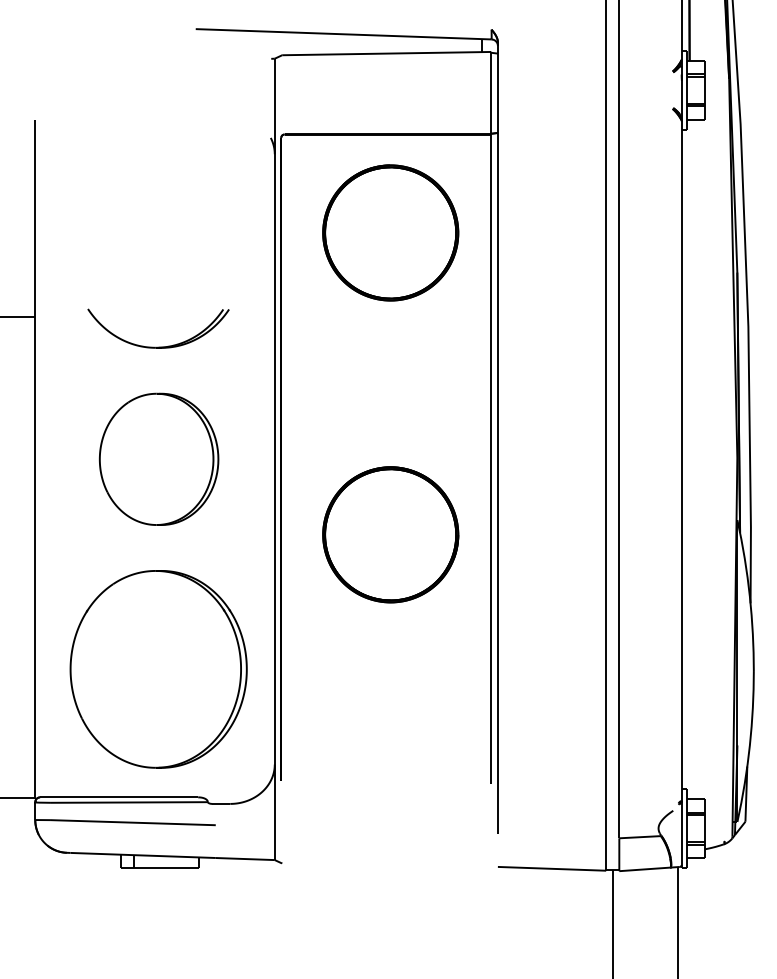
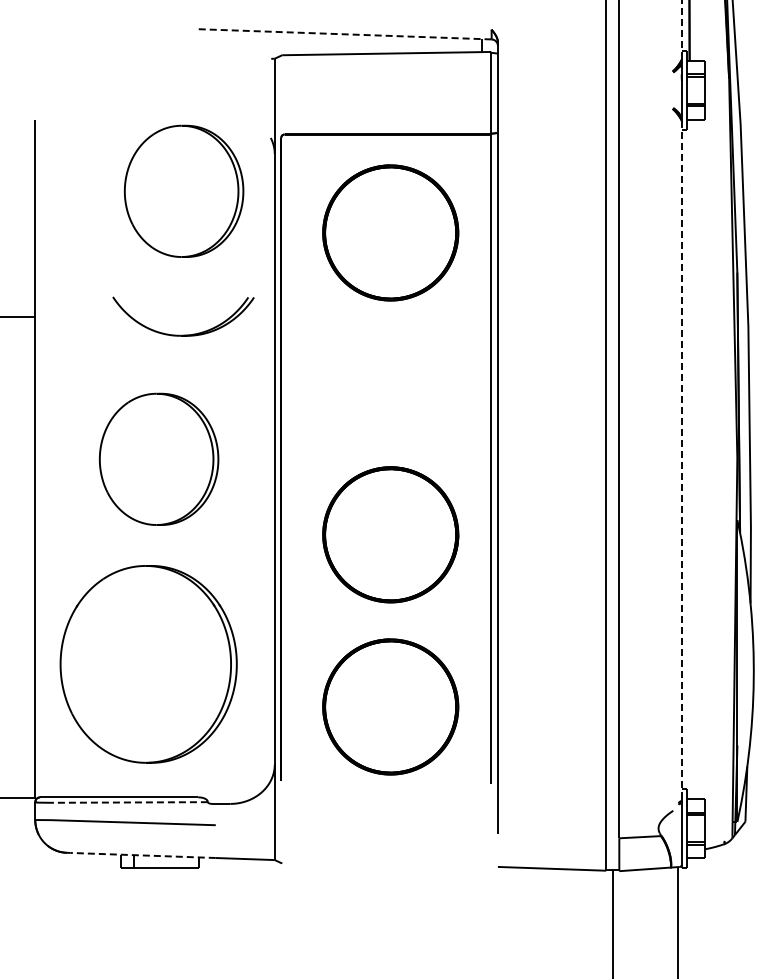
line: solid -> dashed (681, 29)
line: solid -> dashed (343, 34)
part: none -> present (183, 190)
part position: (158, 346) -> (183, 334) (183, 334)
line: solid -> dashed (681, 459)
part position: (158, 669) -> (148, 664) (148, 664)
part: none -> present (390, 706)
line: solid -> dashed (128, 802)
line: solid -> dashed (143, 855)
